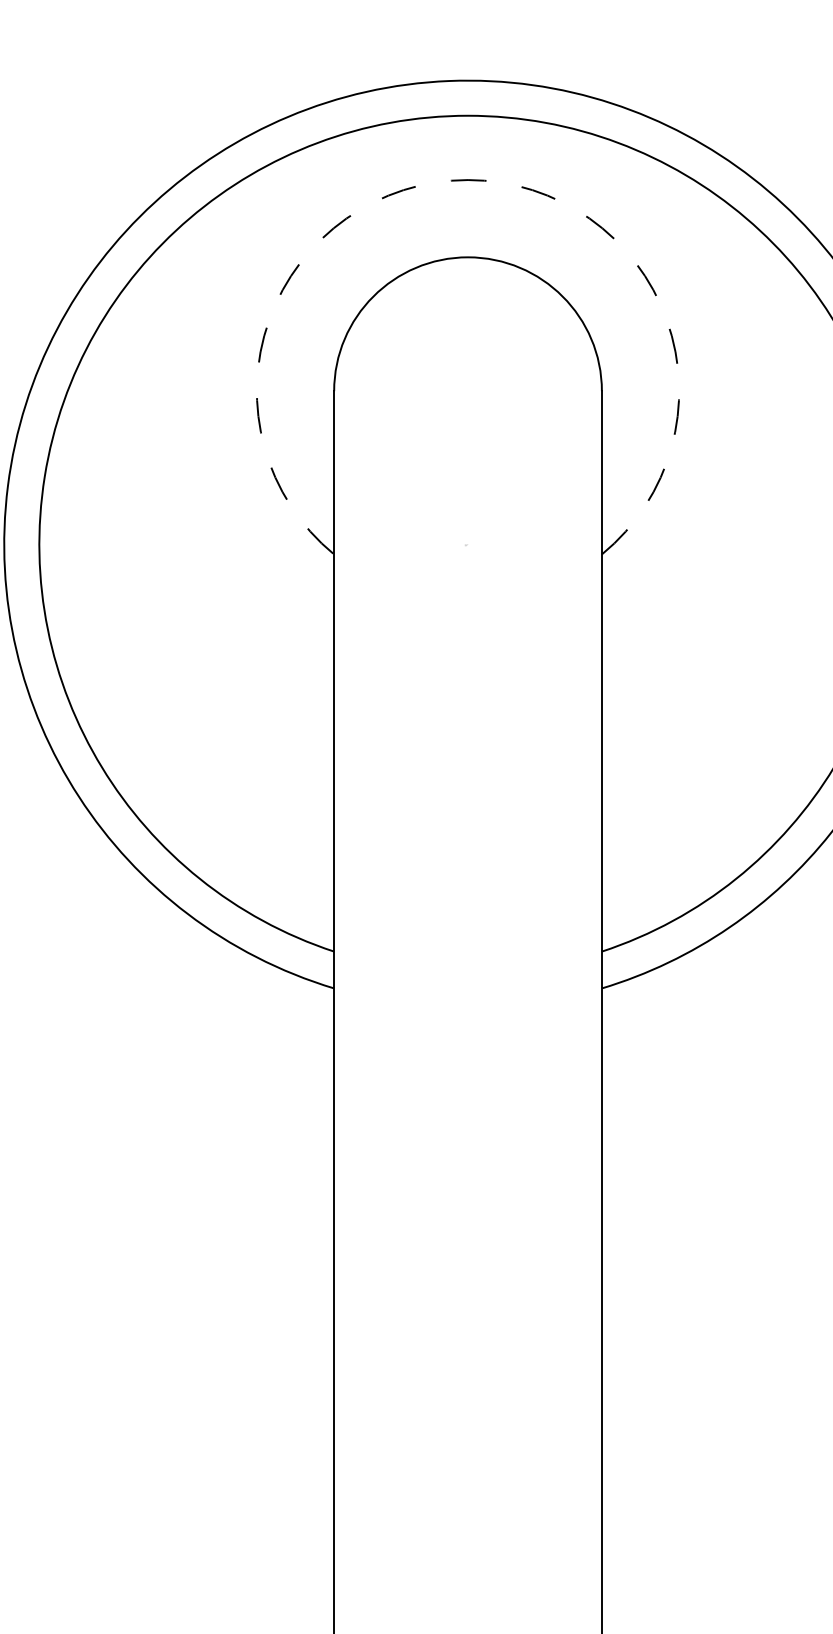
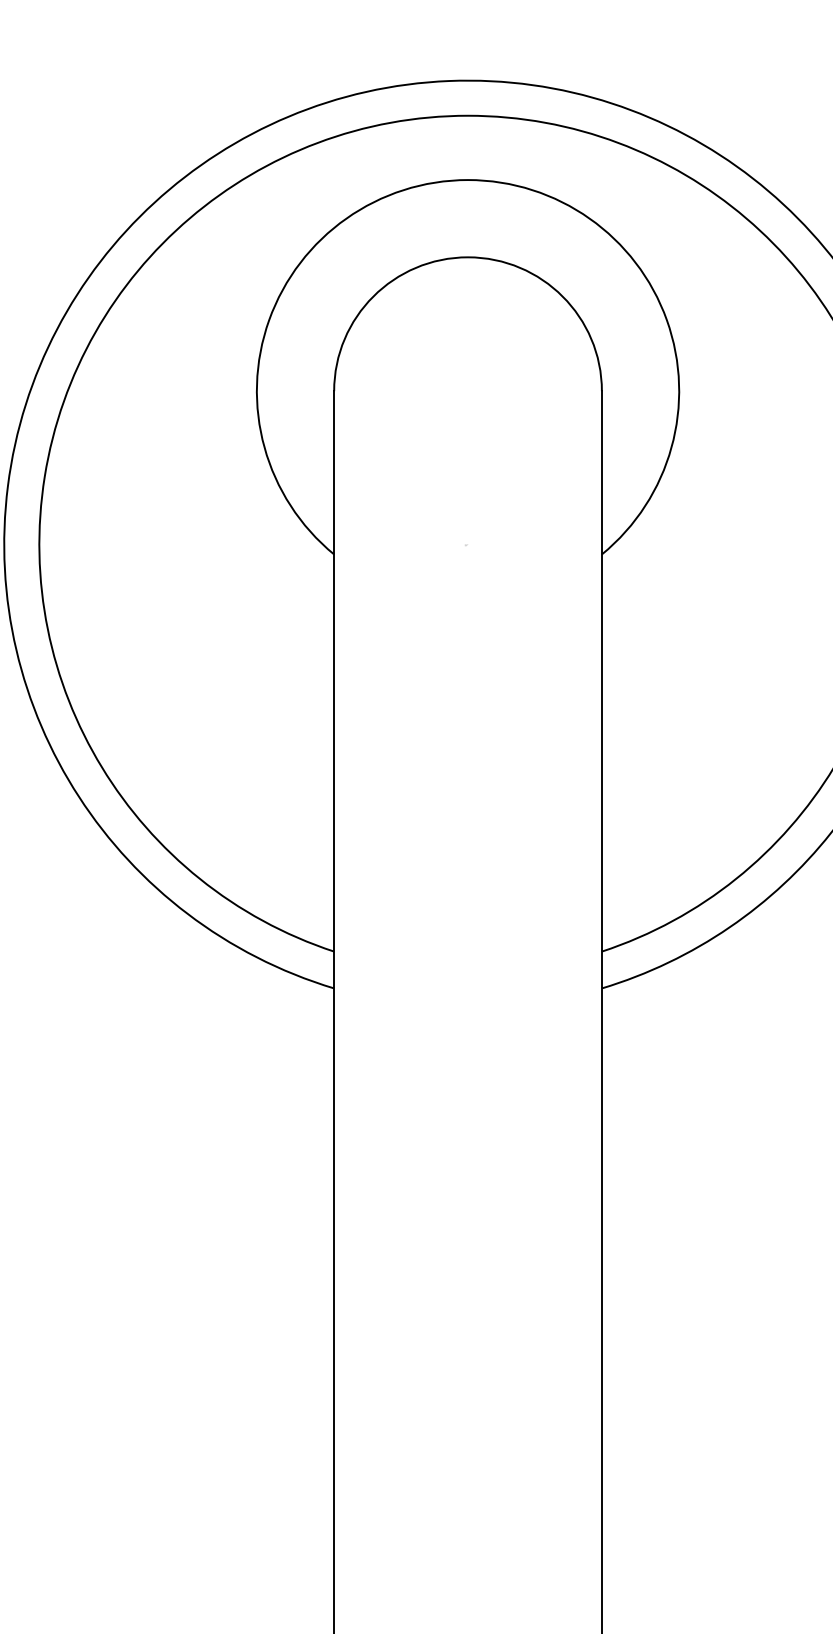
arc: dashed -> solid (468, 180)
